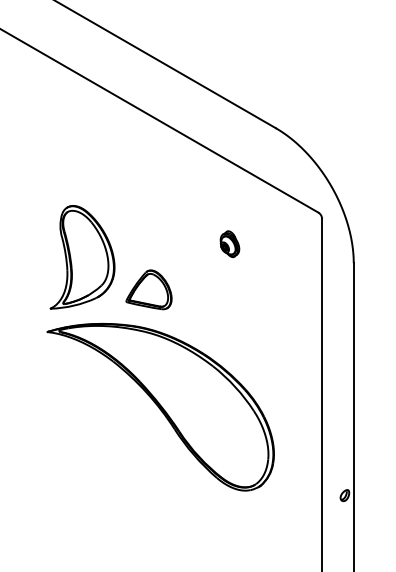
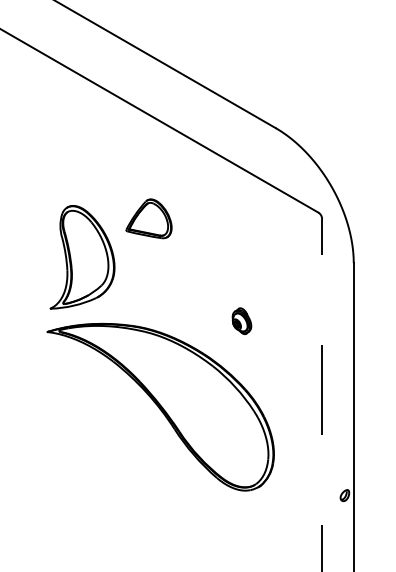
part position: (229, 243) -> (241, 320) (241, 320)
part position: (148, 289) -> (148, 218) (148, 218)
line: solid -> dashed (322, 394)
